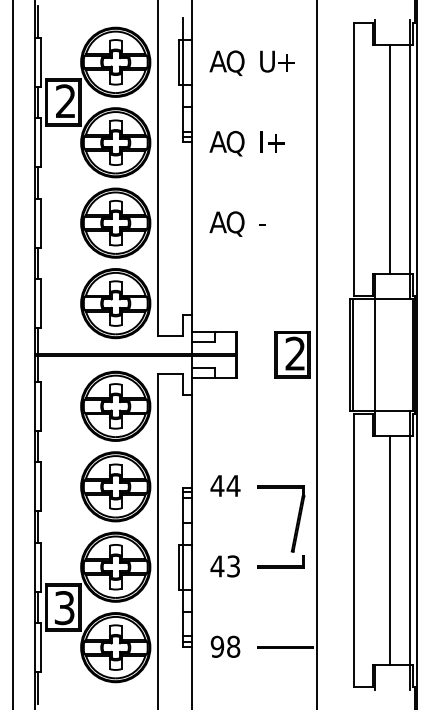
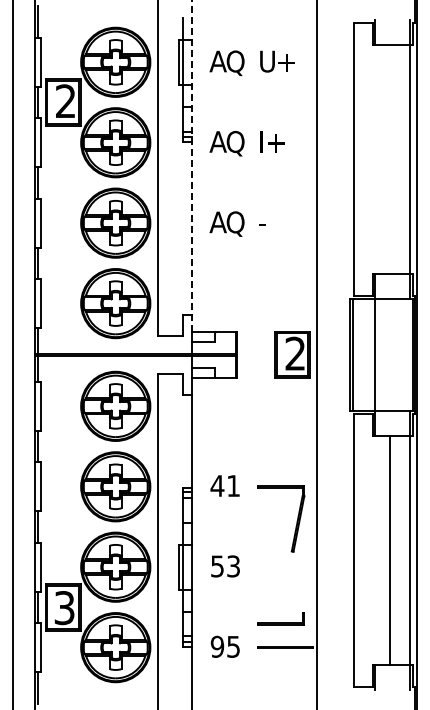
line: present -> none (389, 159)
line: solid -> dashed (191, 165)
text: 4 -> 1 (233, 485)
part position: (280, 561) -> (280, 618) (280, 618)
text: 4 -> 5 (217, 566)
text: 8 -> 5 (233, 646)
